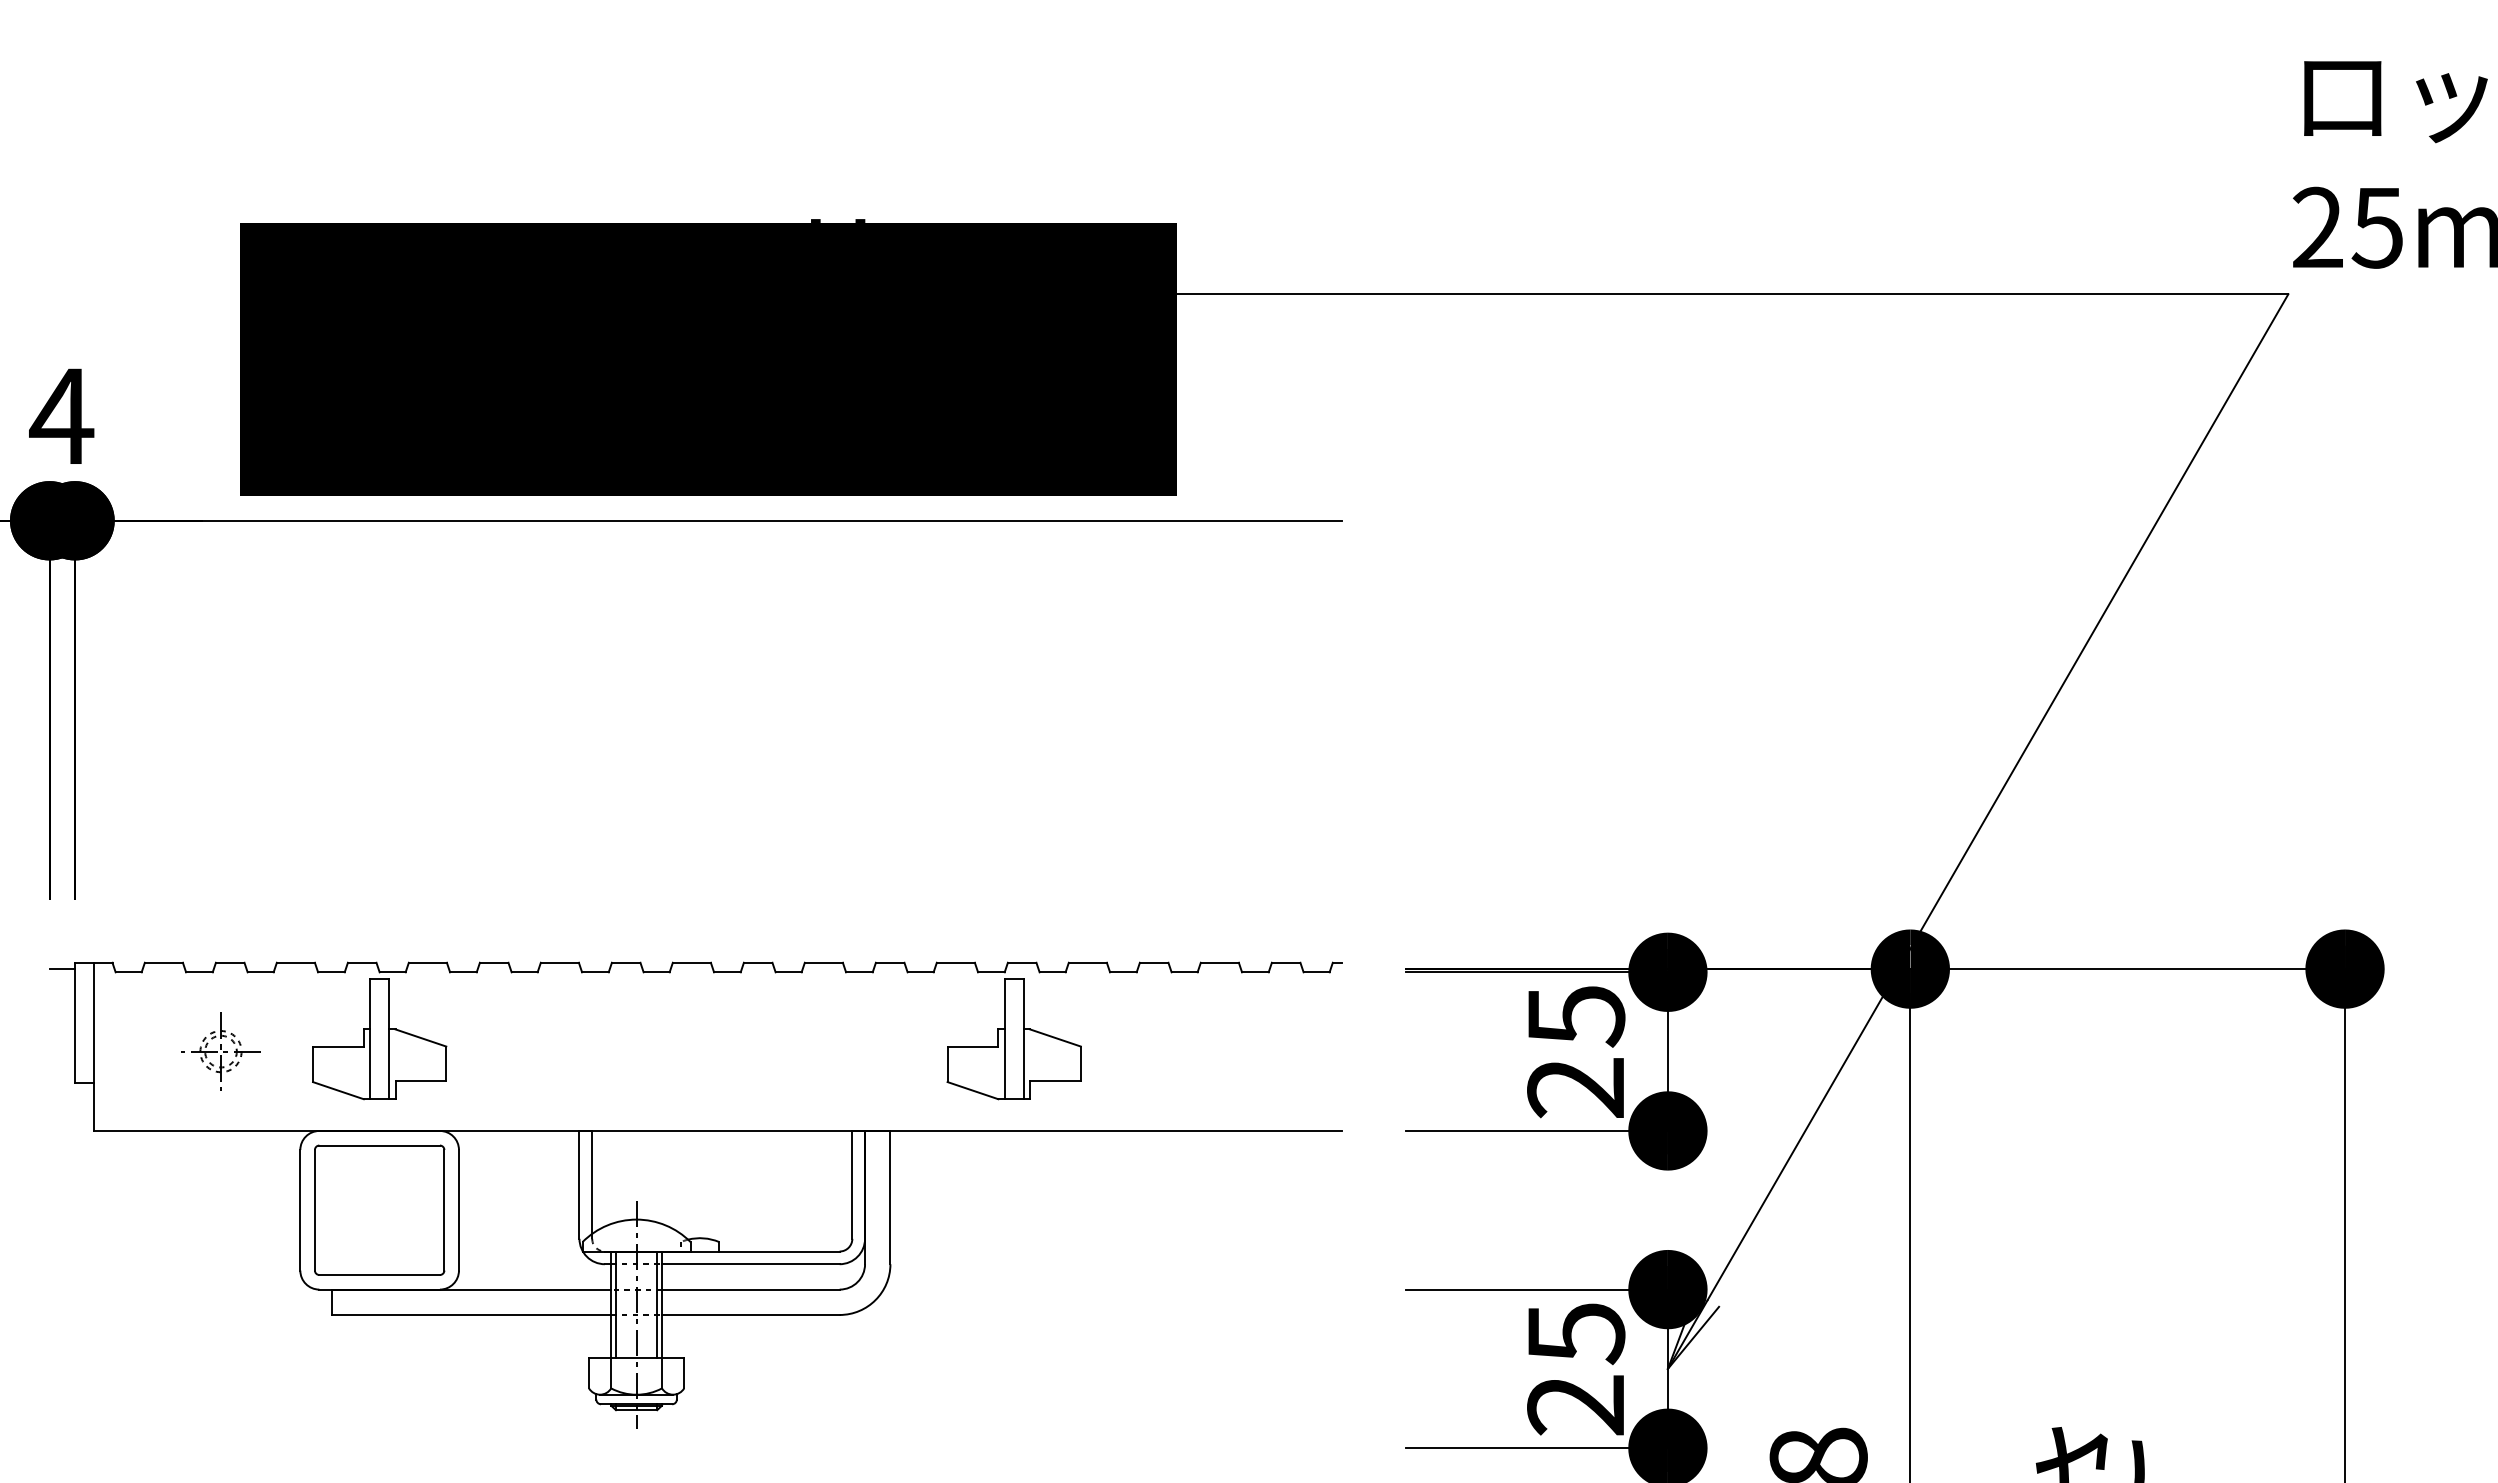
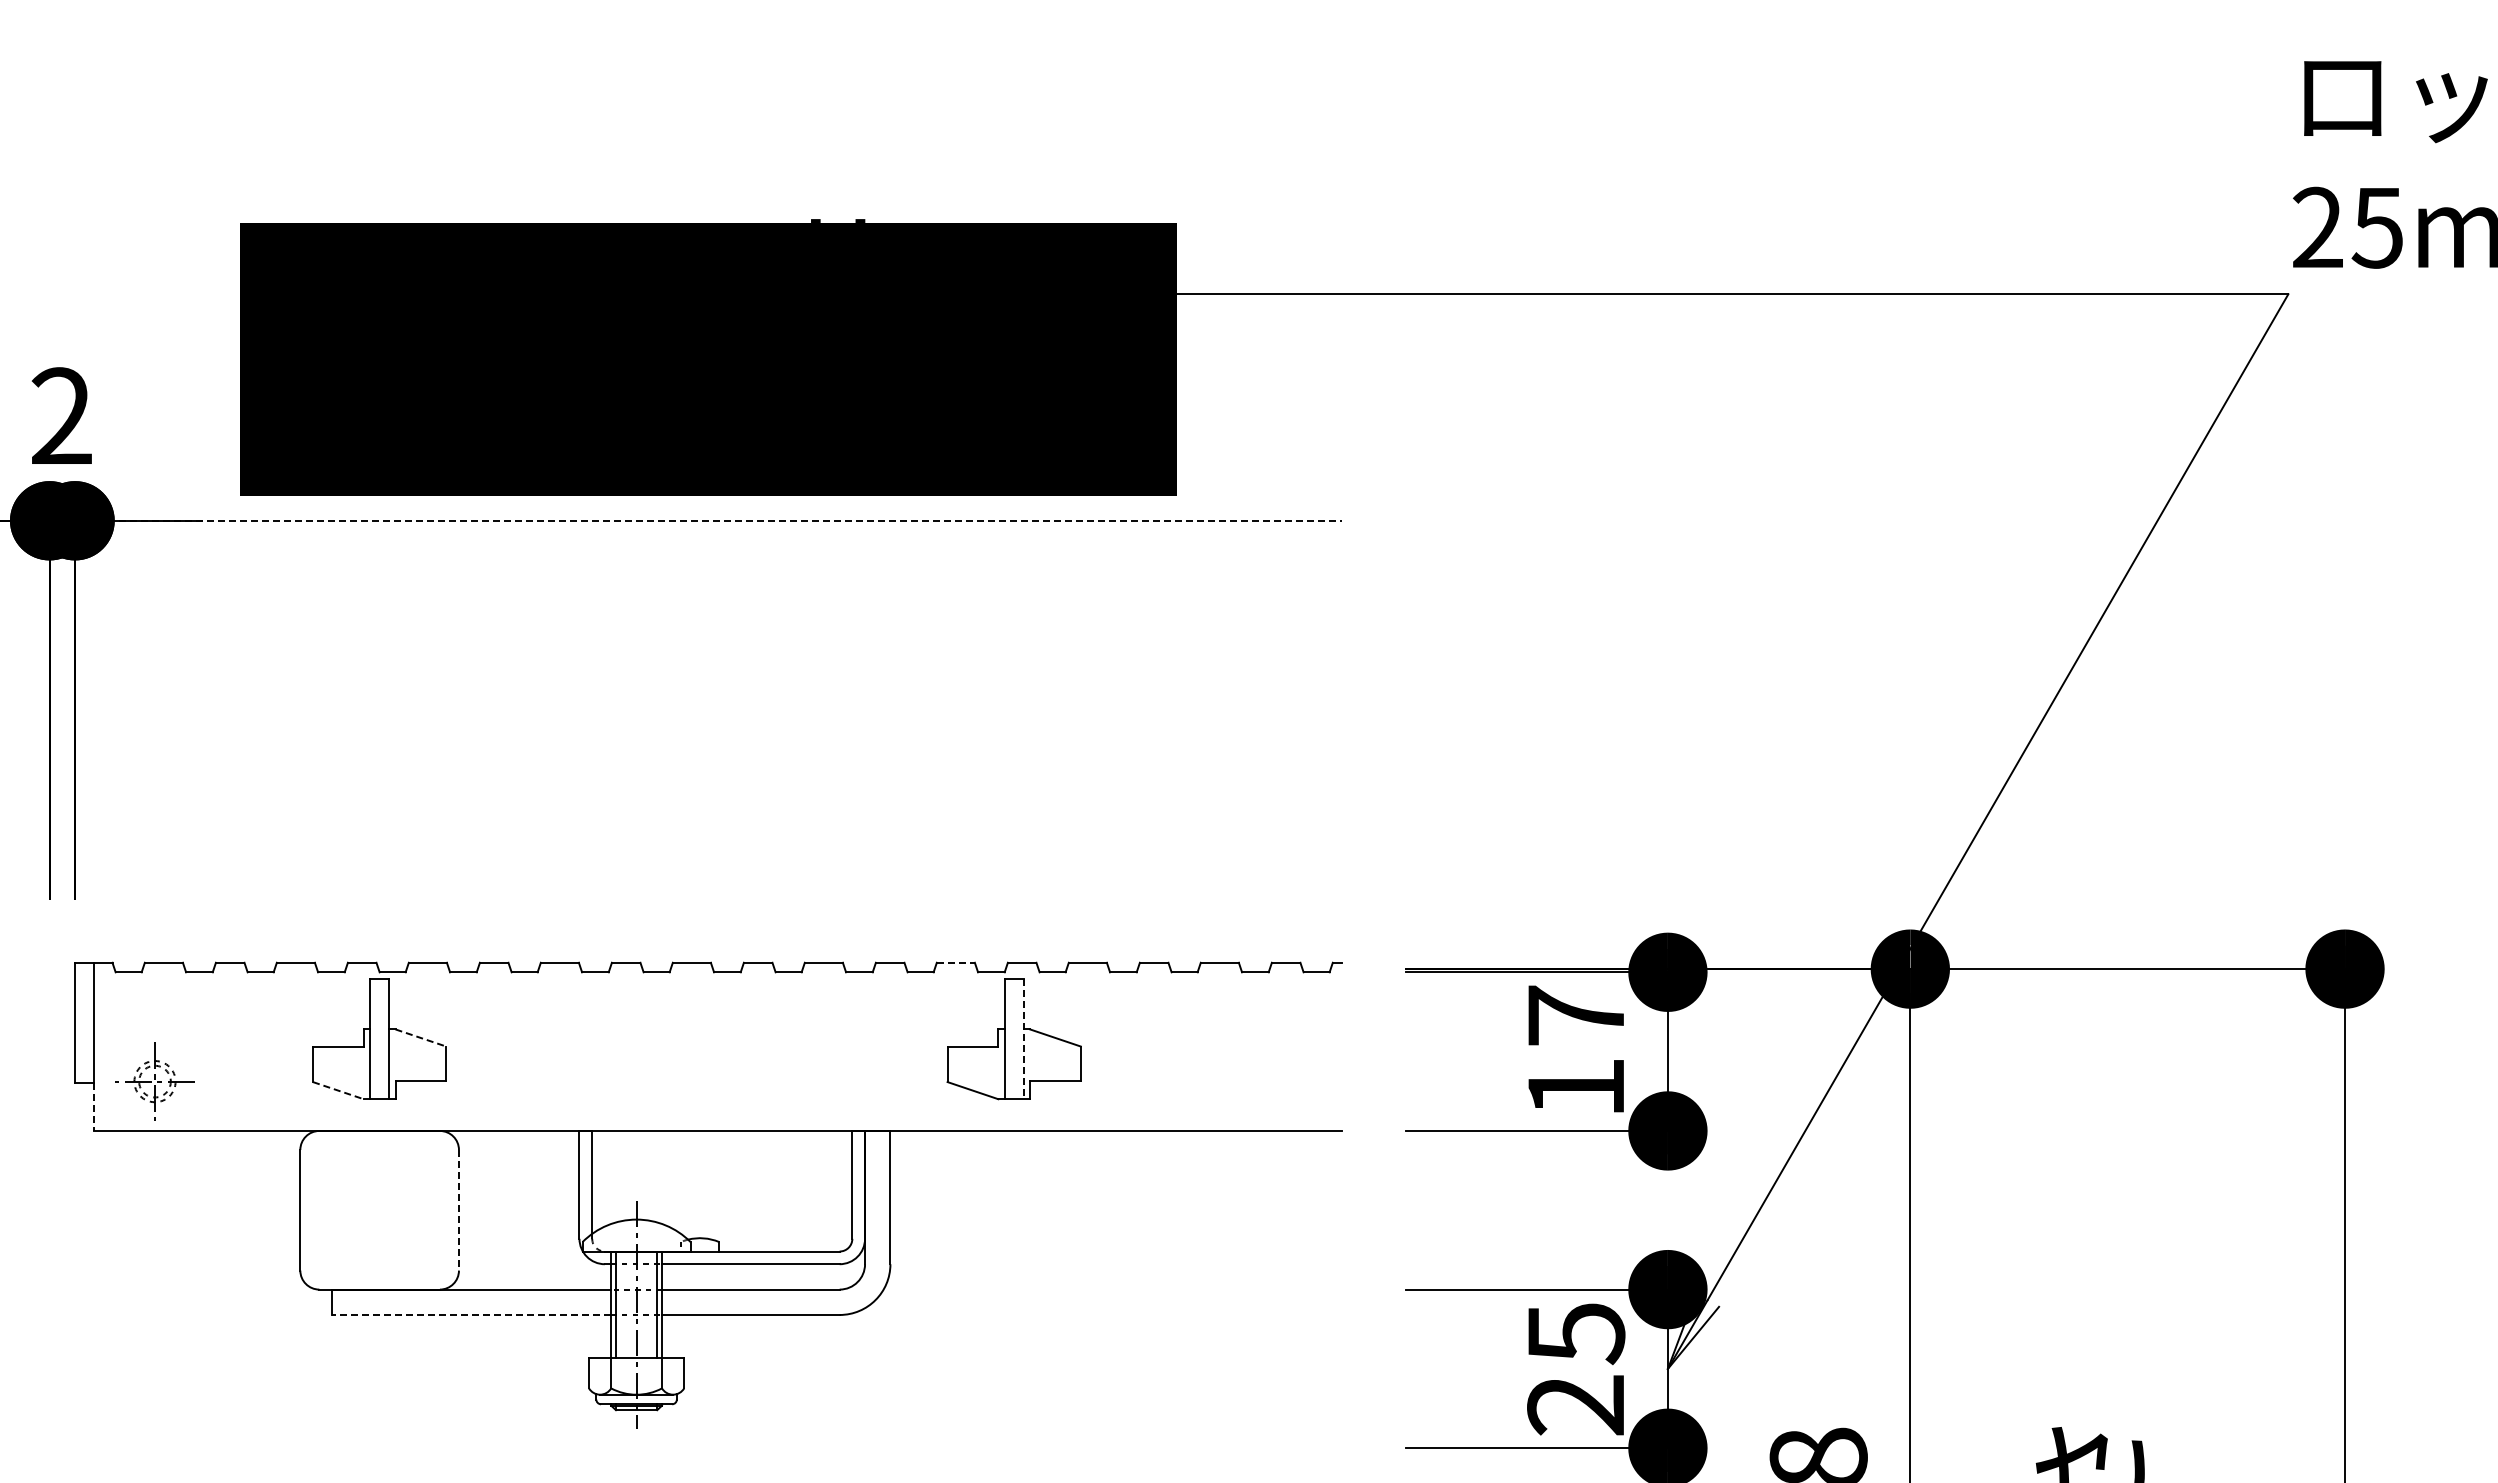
text: 4 -> 2 (61, 415)
line: solid -> dashed (708, 520)
line: solid -> dashed (956, 962)
line: present -> none (62, 969)
line: solid -> dashed (420, 1037)
line: solid -> dashed (1023, 1039)
part position: (220, 1051) -> (154, 1081) (154, 1081)
text: 25 -> 17 (1576, 1051)
line: solid -> dashed (338, 1090)
line: solid -> dashed (94, 1107)
part: present -> none (379, 1209)
line: solid -> dashed (458, 1210)
line: solid -> dashed (471, 1314)
